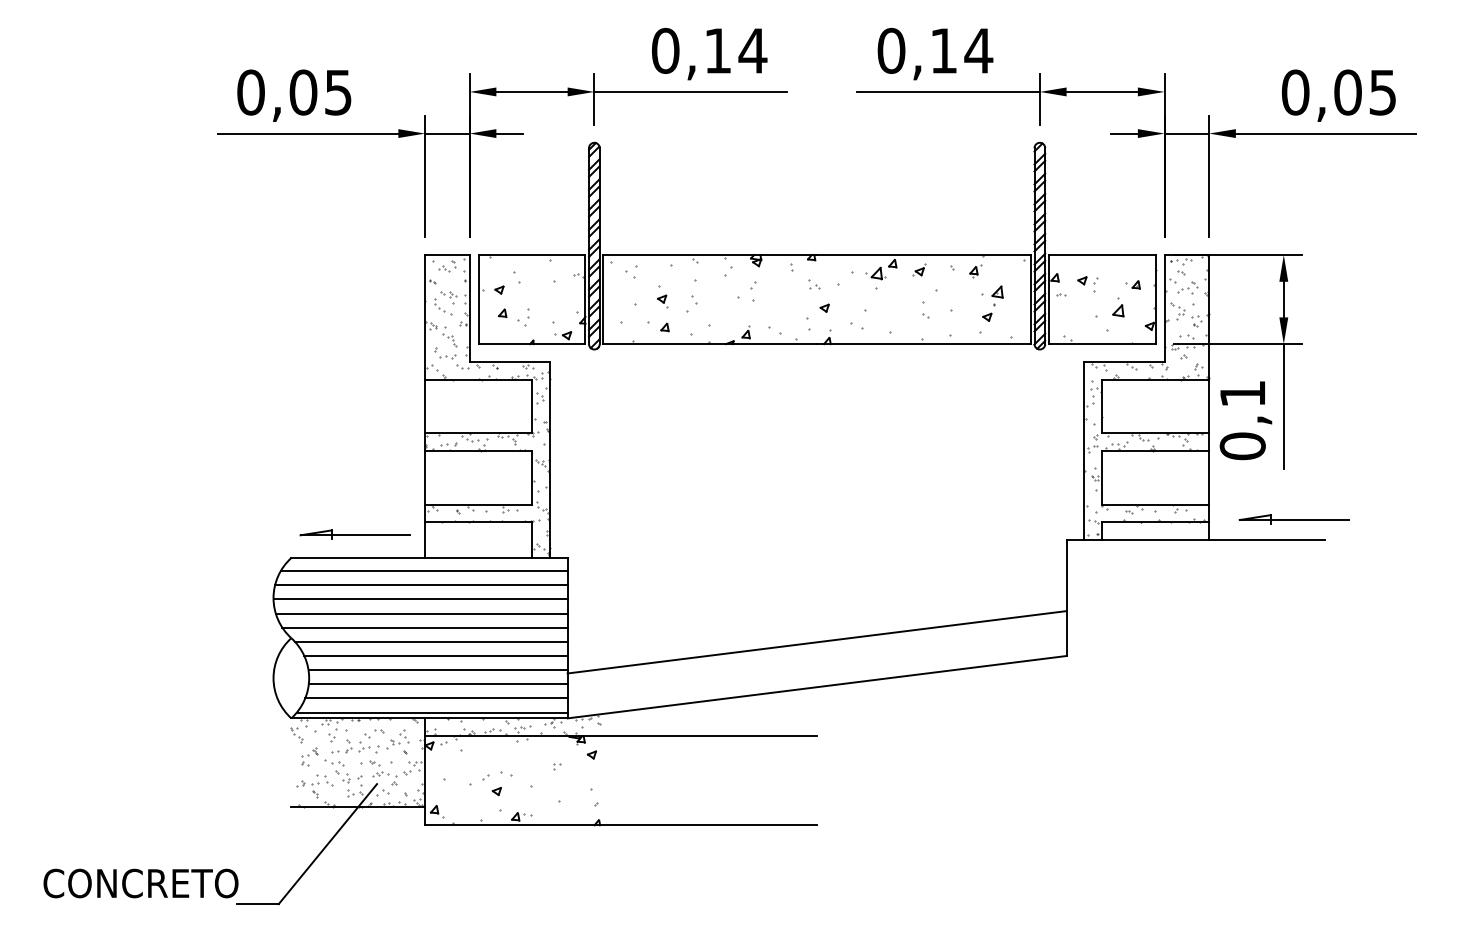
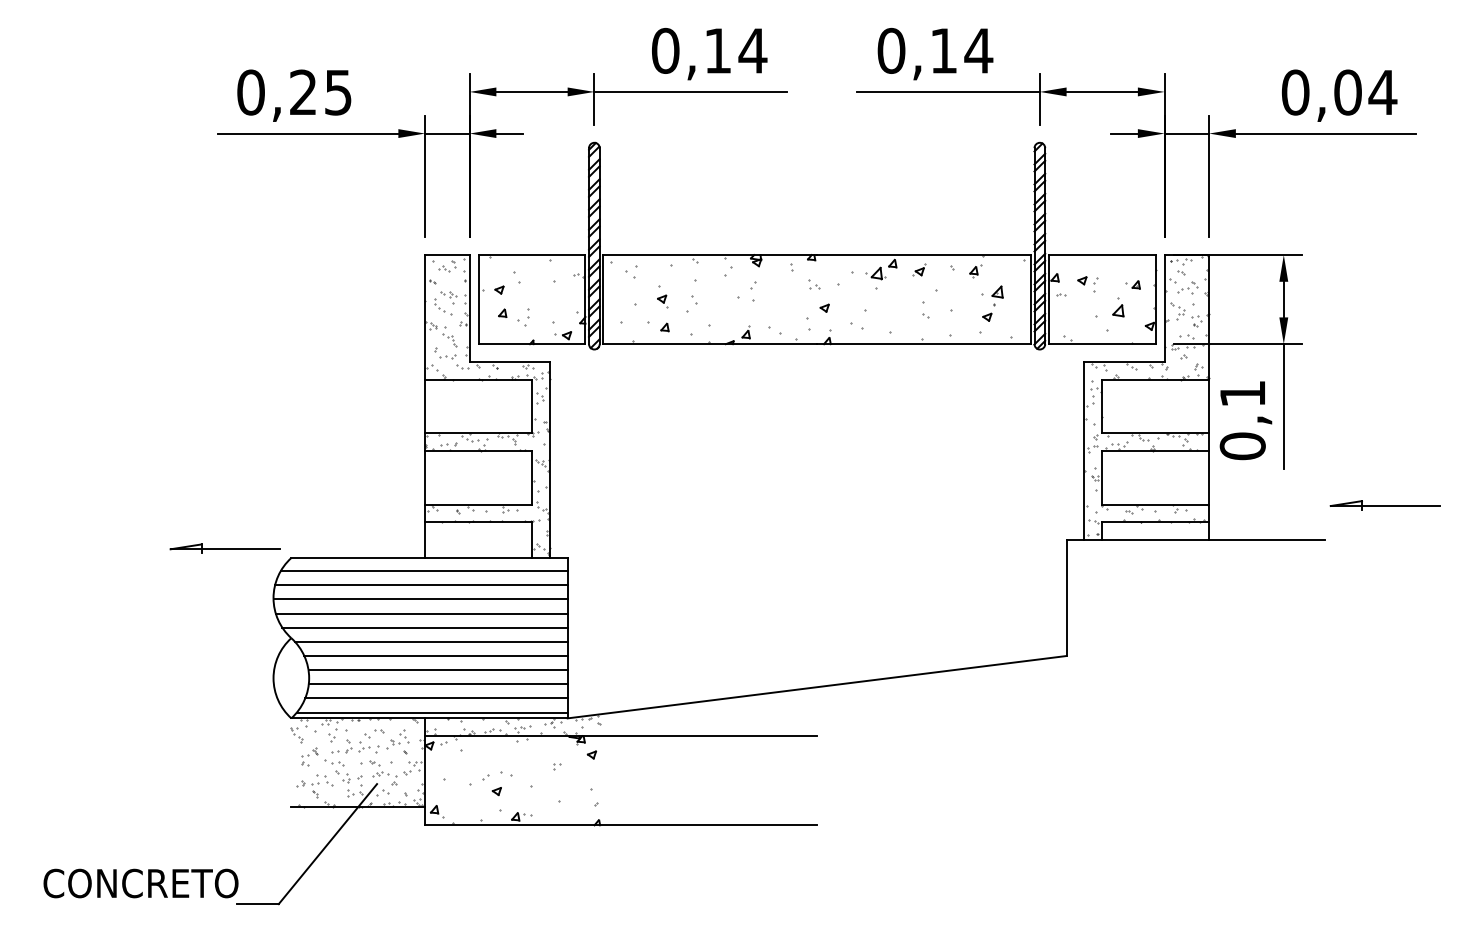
text: 0,05 -> 0,25 (303, 92)
text: 0,05 -> 0,04 (1382, 92)
part position: (1293, 519) -> (1384, 505) (1384, 505)
part position: (354, 534) -> (224, 548) (224, 548)
line: present -> none (816, 642)
